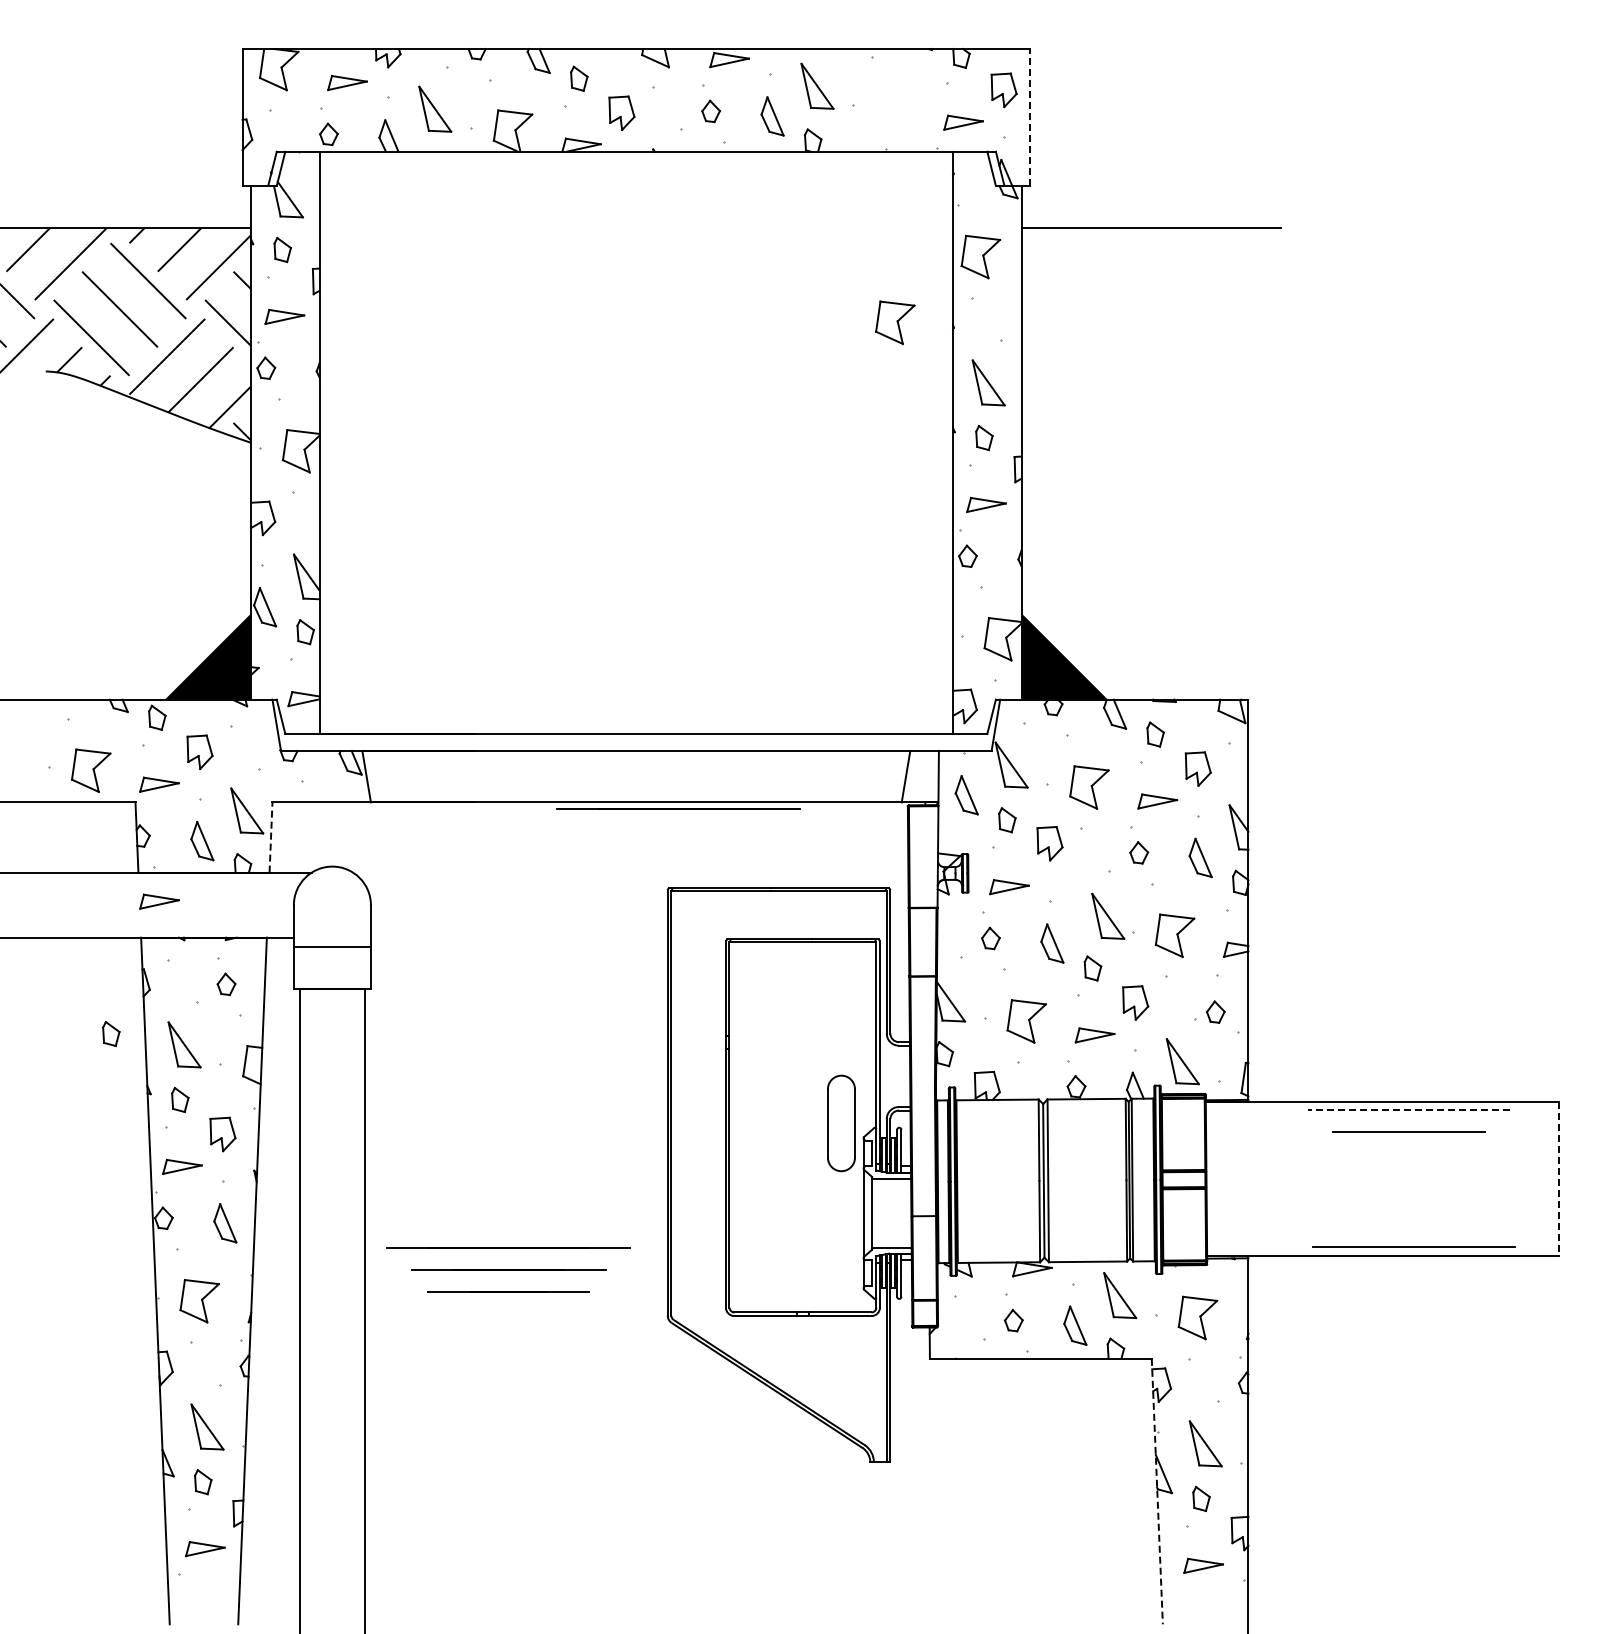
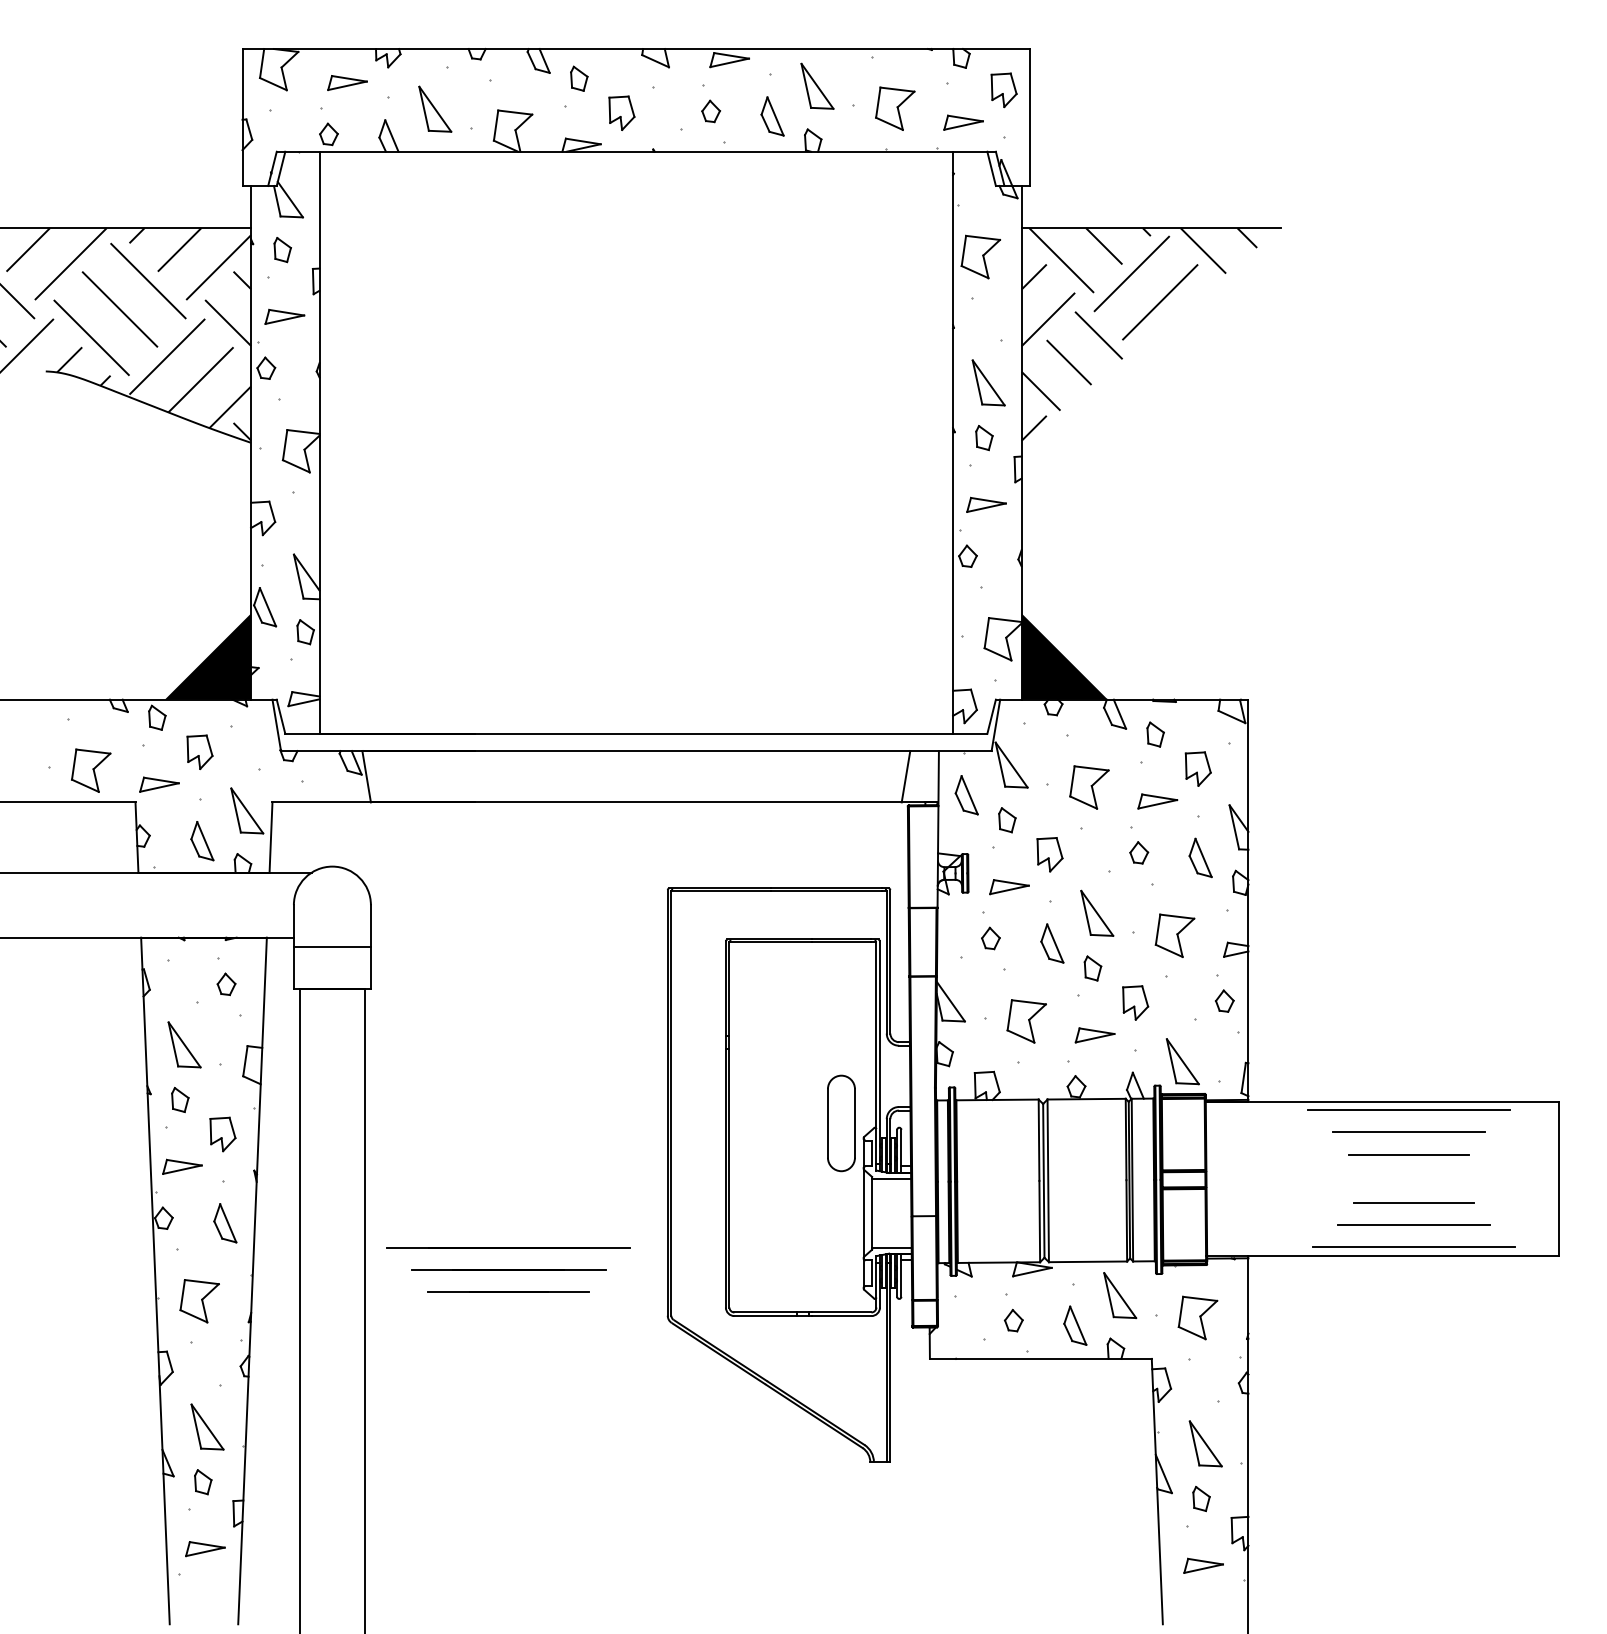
line: dashed -> solid (1030, 117)
part position: (895, 322) -> (895, 108) (895, 108)
hatch: none -> present (1139, 334)
line: present -> none (678, 808)
line: dashed -> solid (271, 837)
part position: (1049, 843) -> (1049, 854) (1049, 854)
part: present -> none (159, 901)
part position: (1108, 915) -> (1097, 912) (1097, 912)
part position: (1215, 1011) -> (1224, 1000) (1224, 1000)
part: present -> none (111, 1033)
line: dashed -> solid (1409, 1110)
line: none -> present (1408, 1154)
line: dashed -> solid (1558, 1179)
line: none -> present (1413, 1202)
line: none -> present (1413, 1225)
line: dashed -> solid (1157, 1491)
